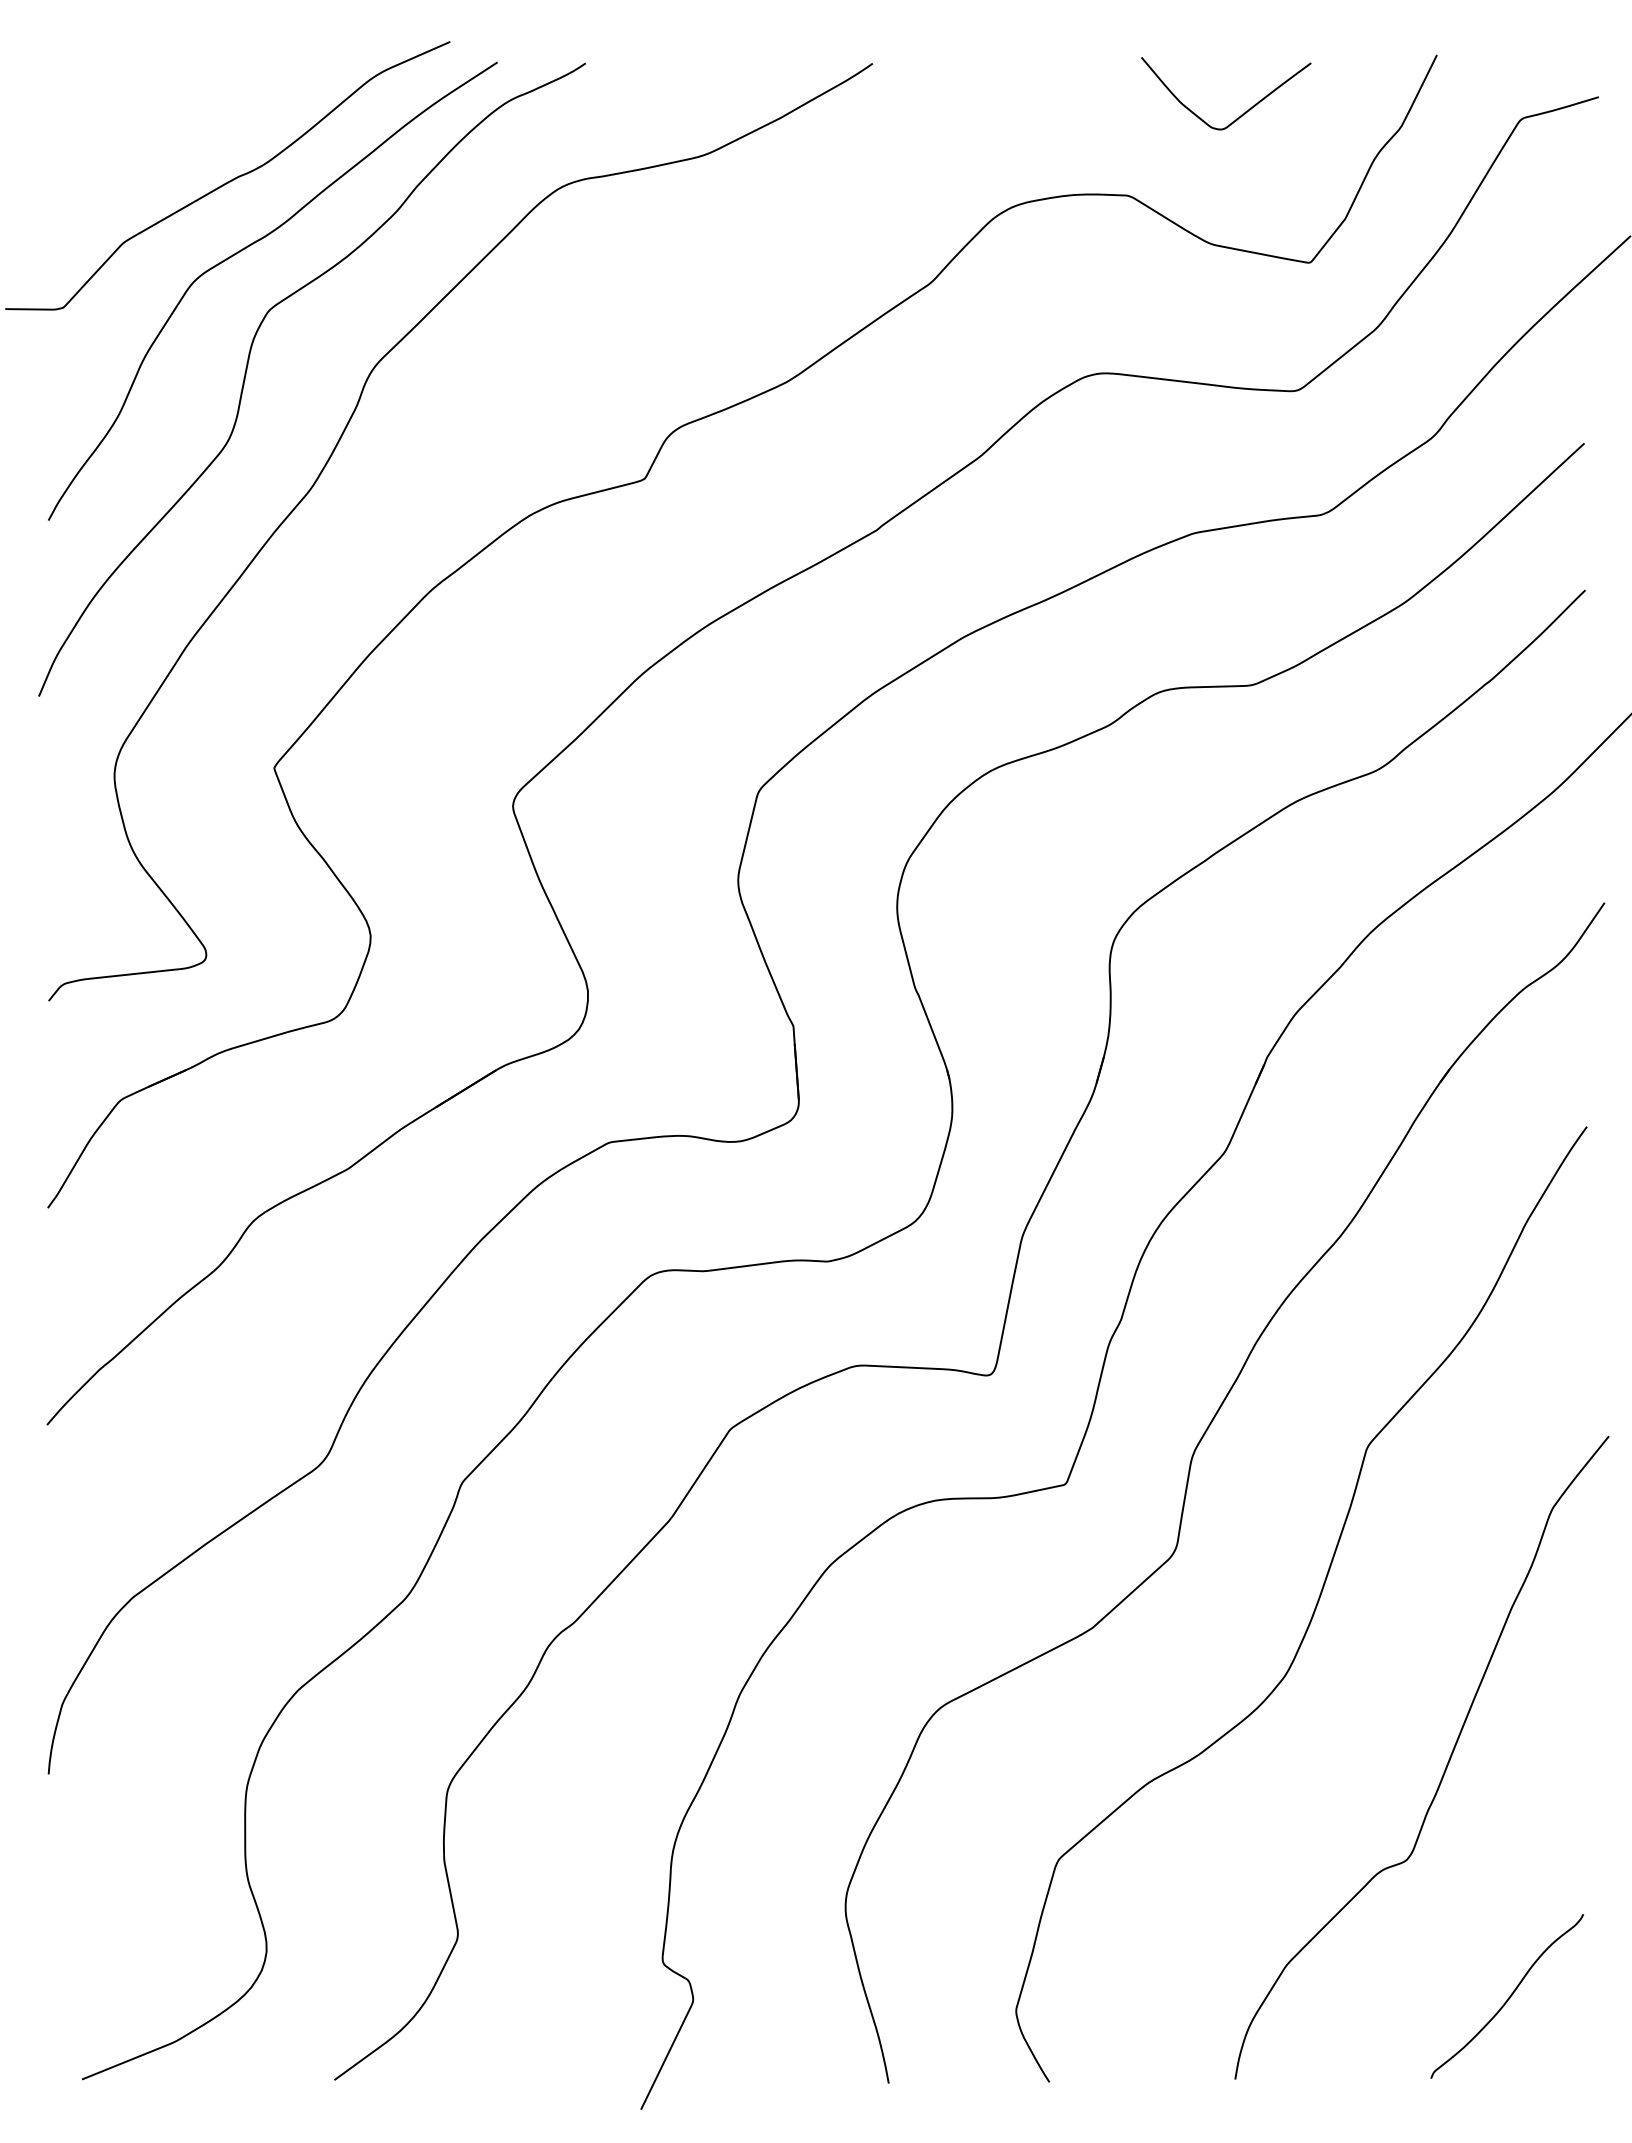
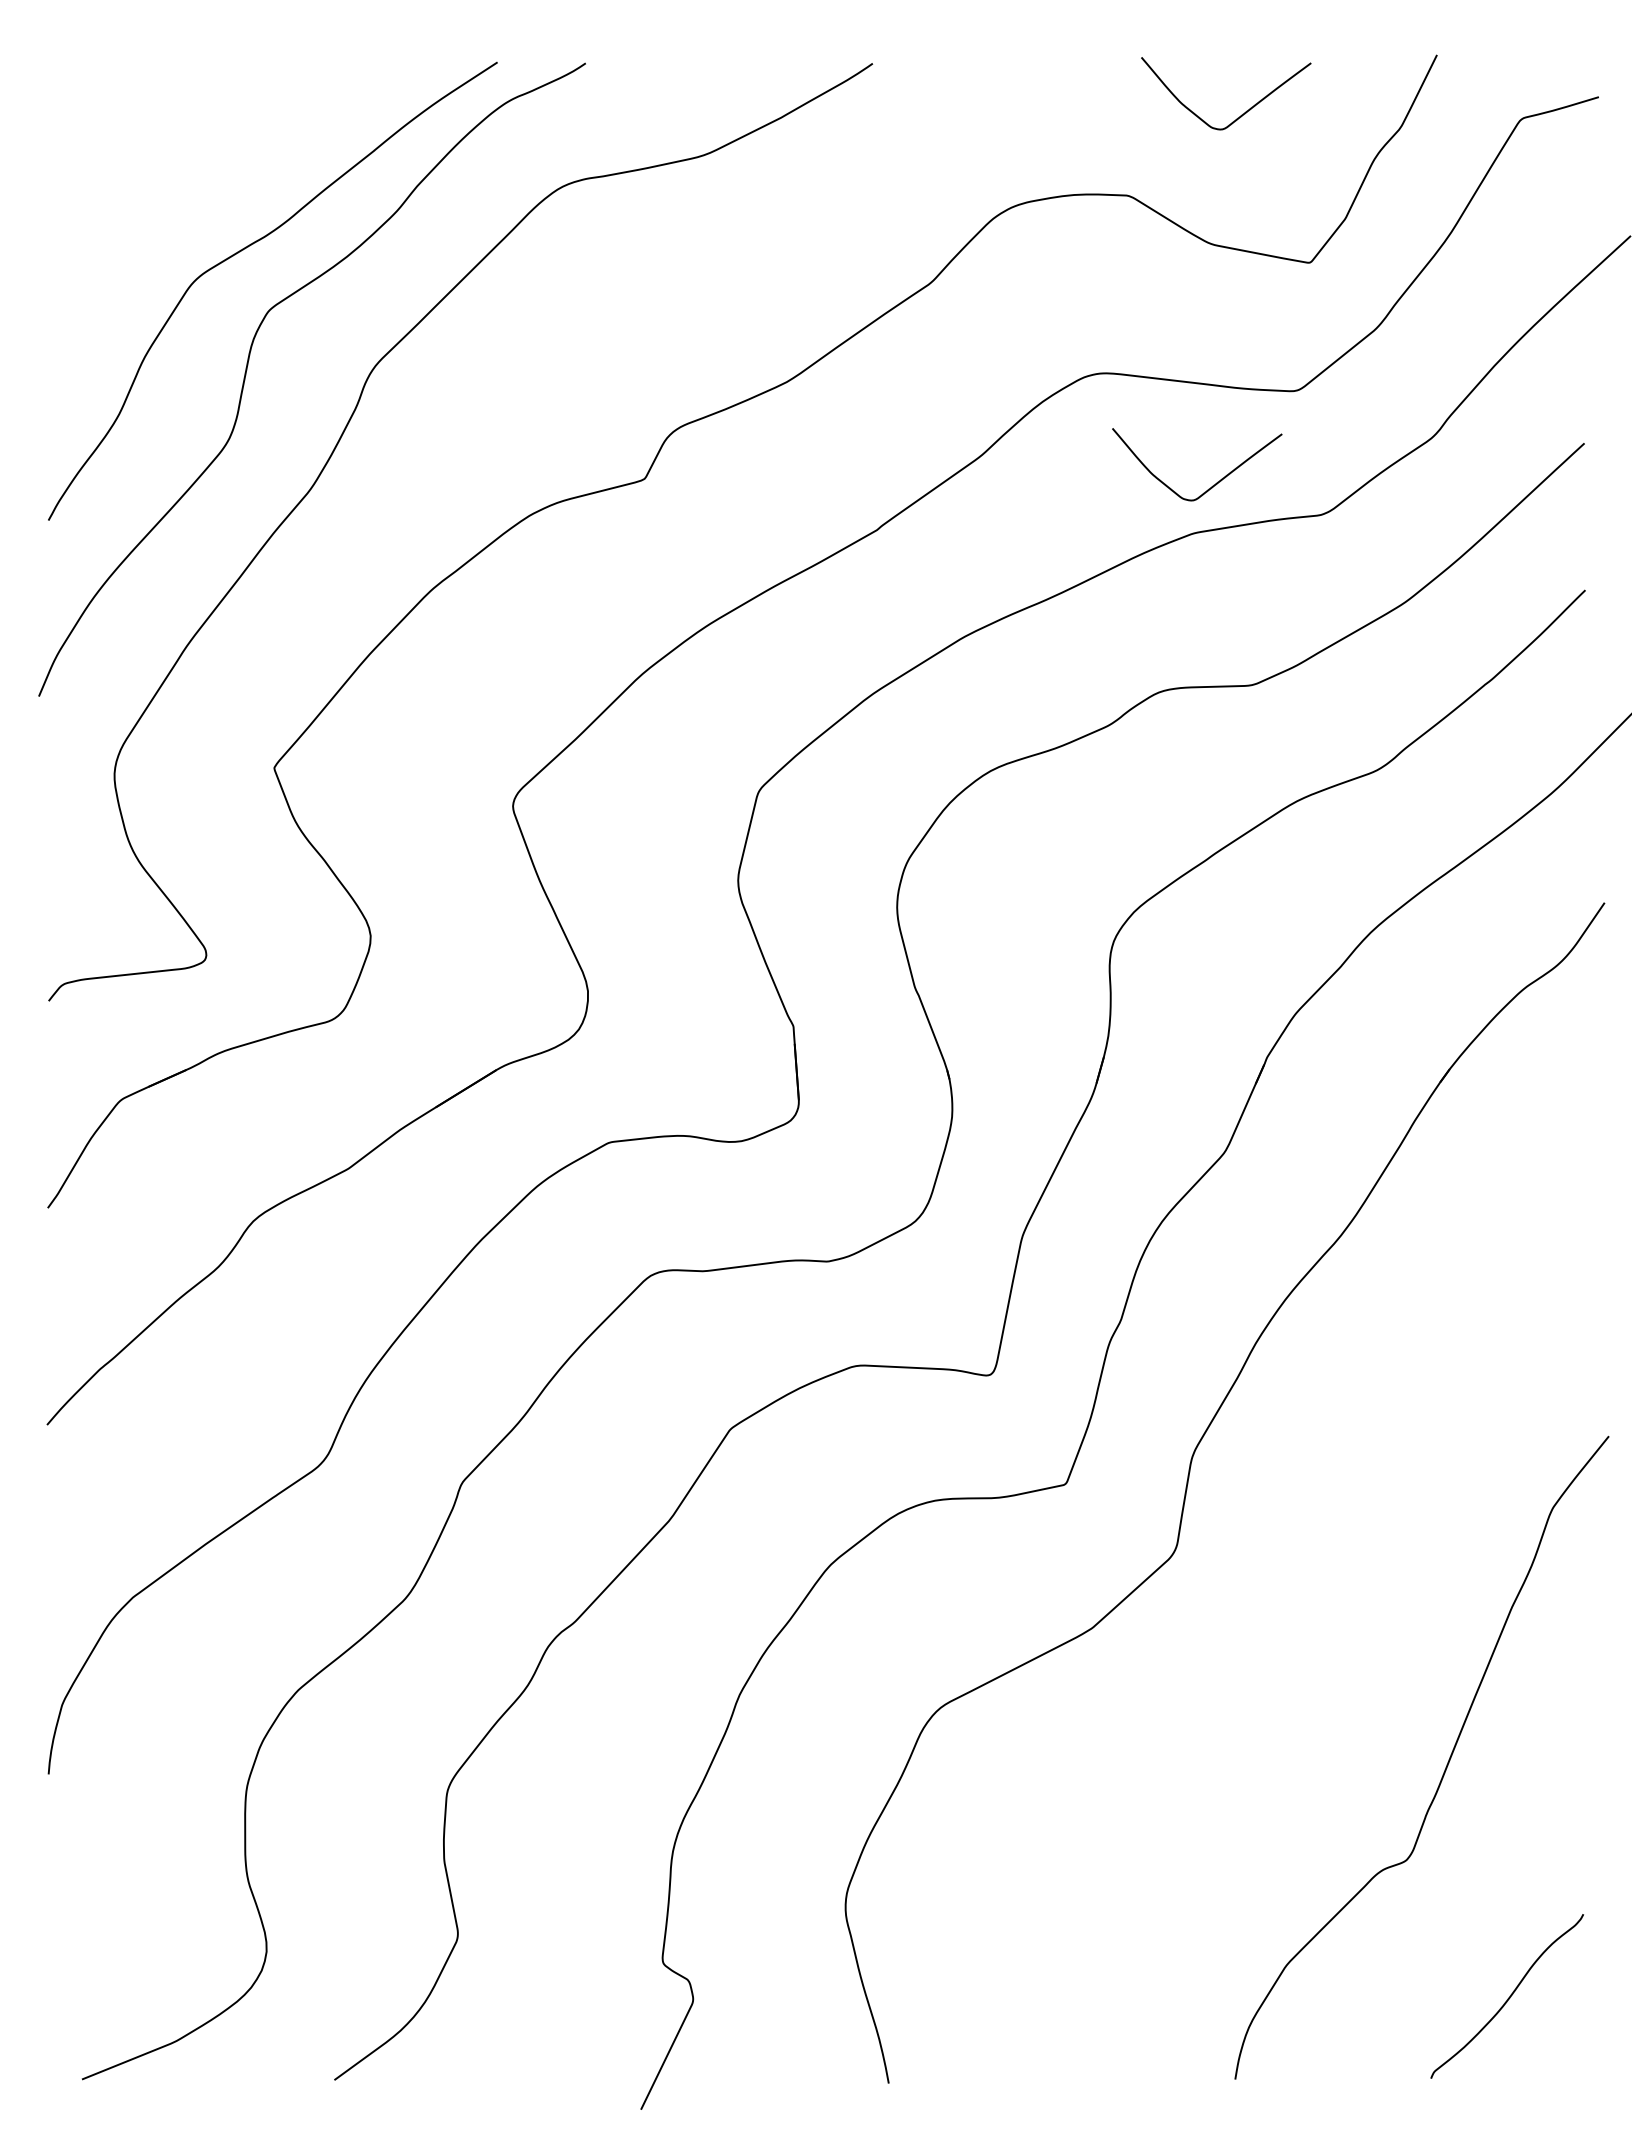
curve: present -> none (229, 180)
curve: none -> present (1212, 485)
curve: present -> none (1313, 1610)
